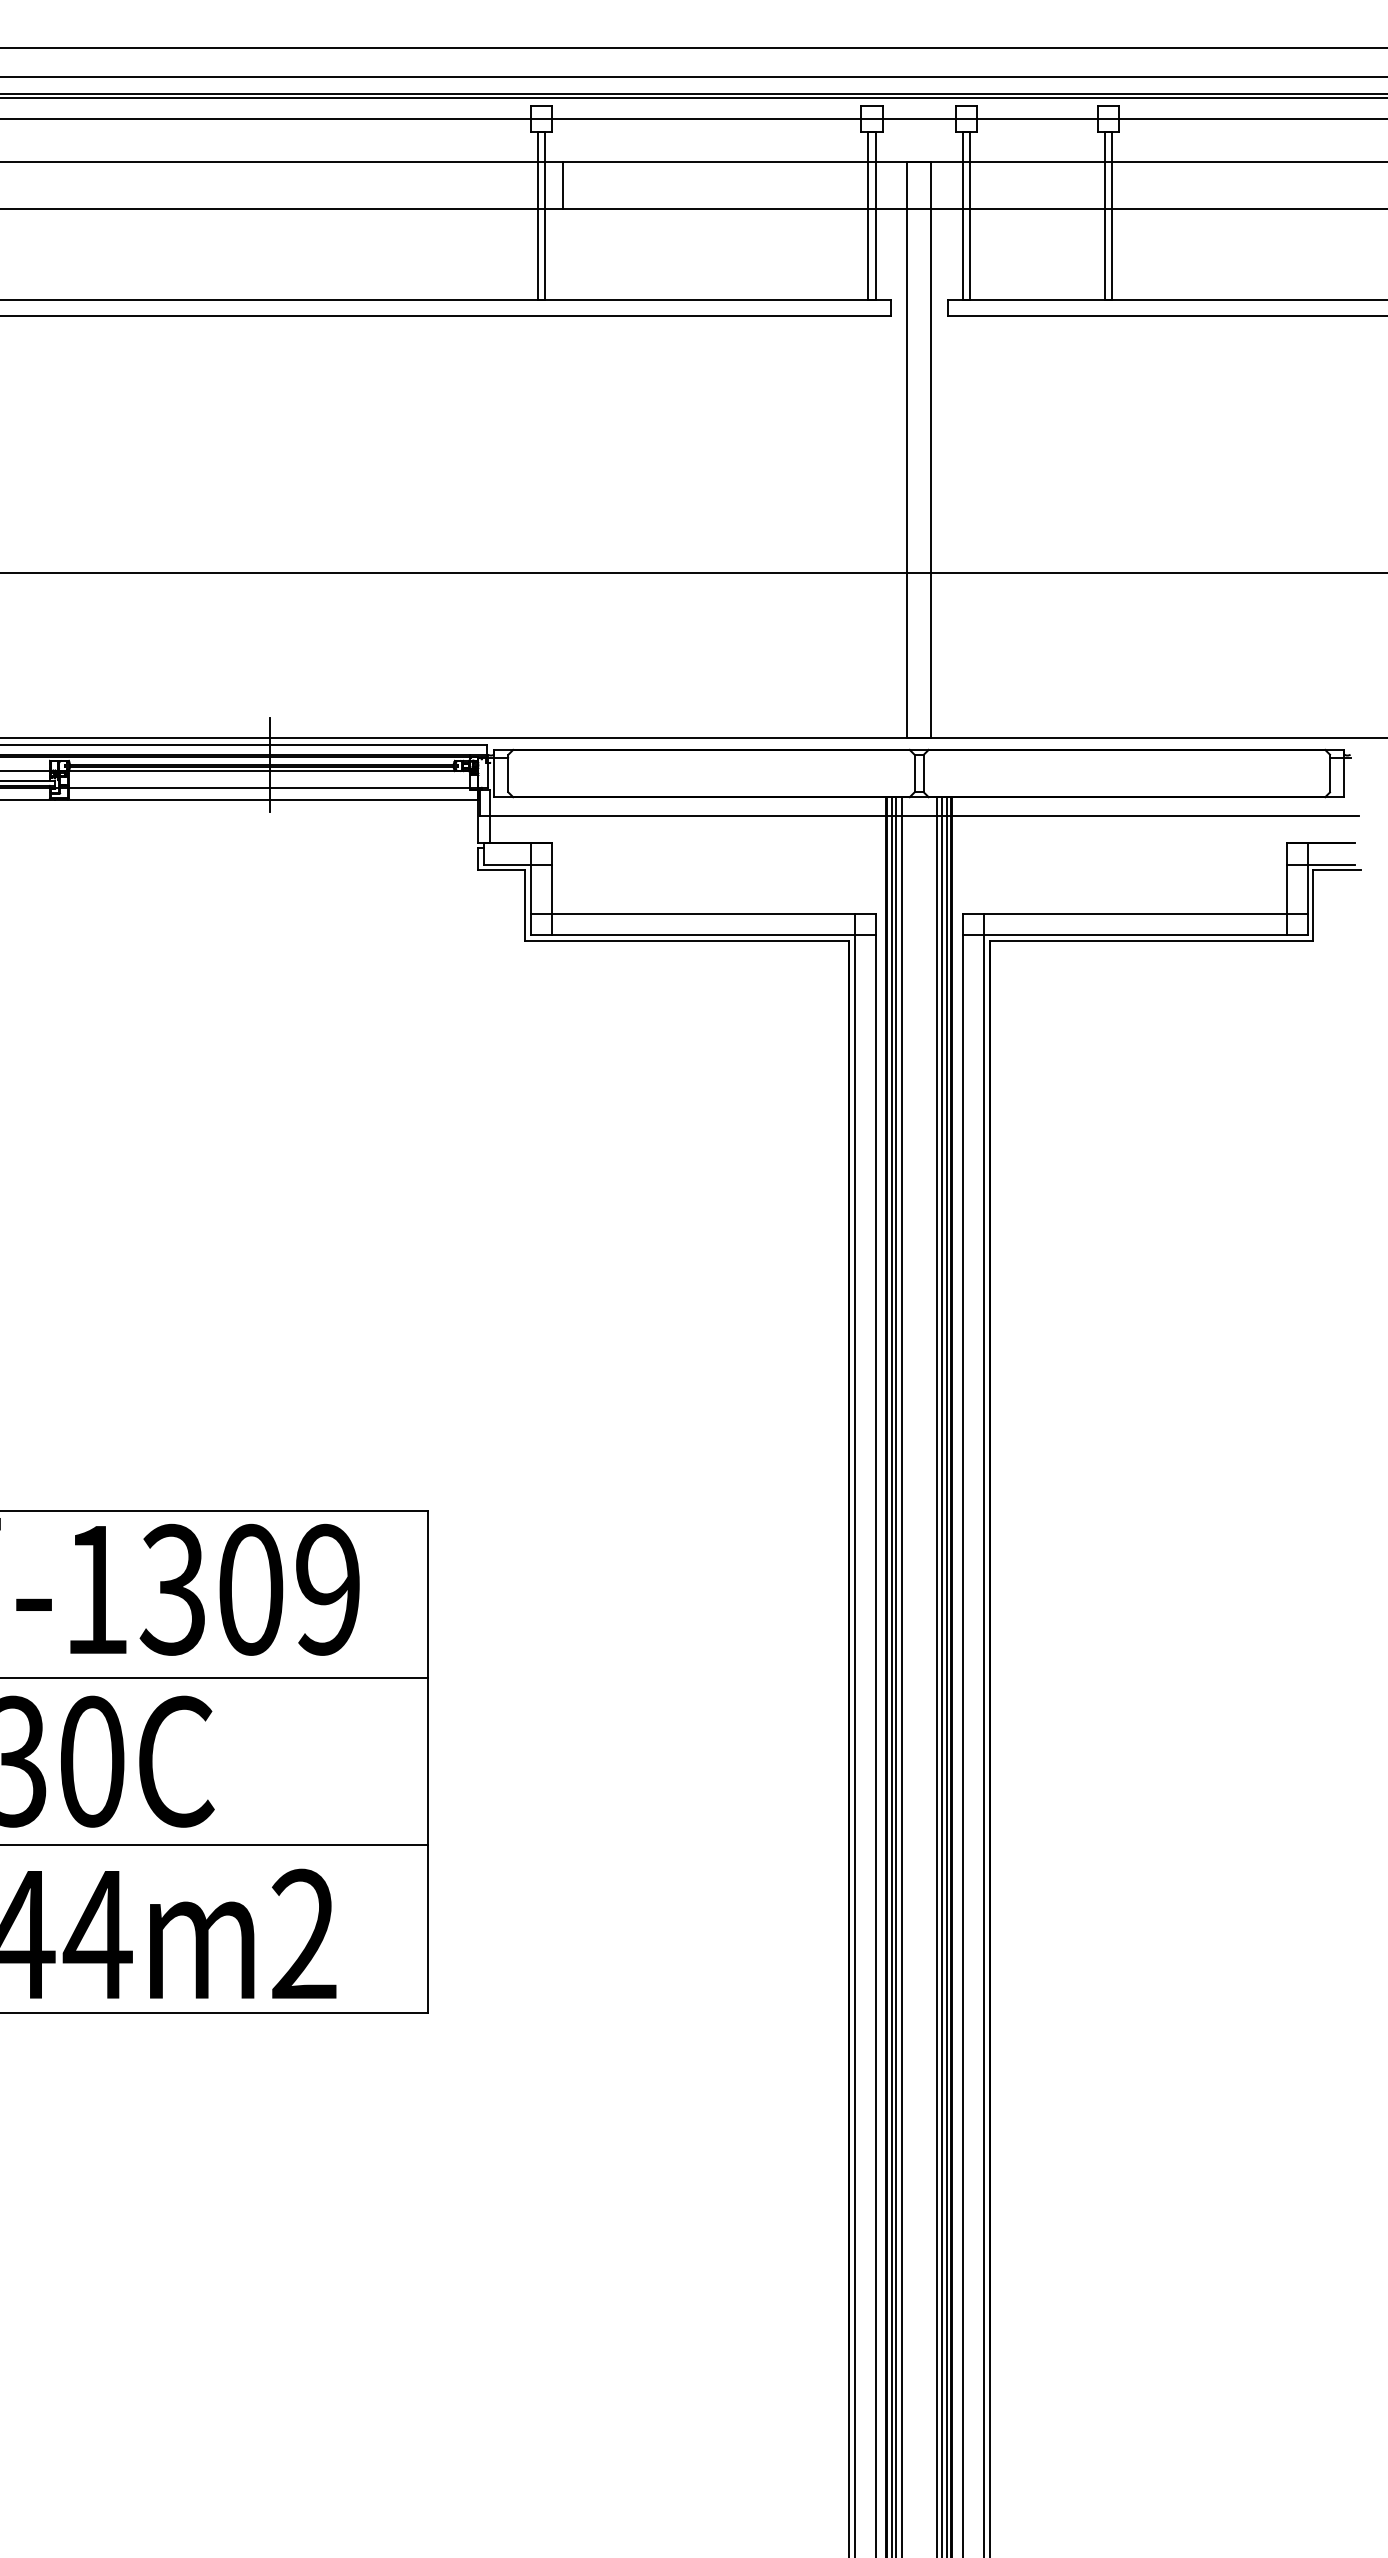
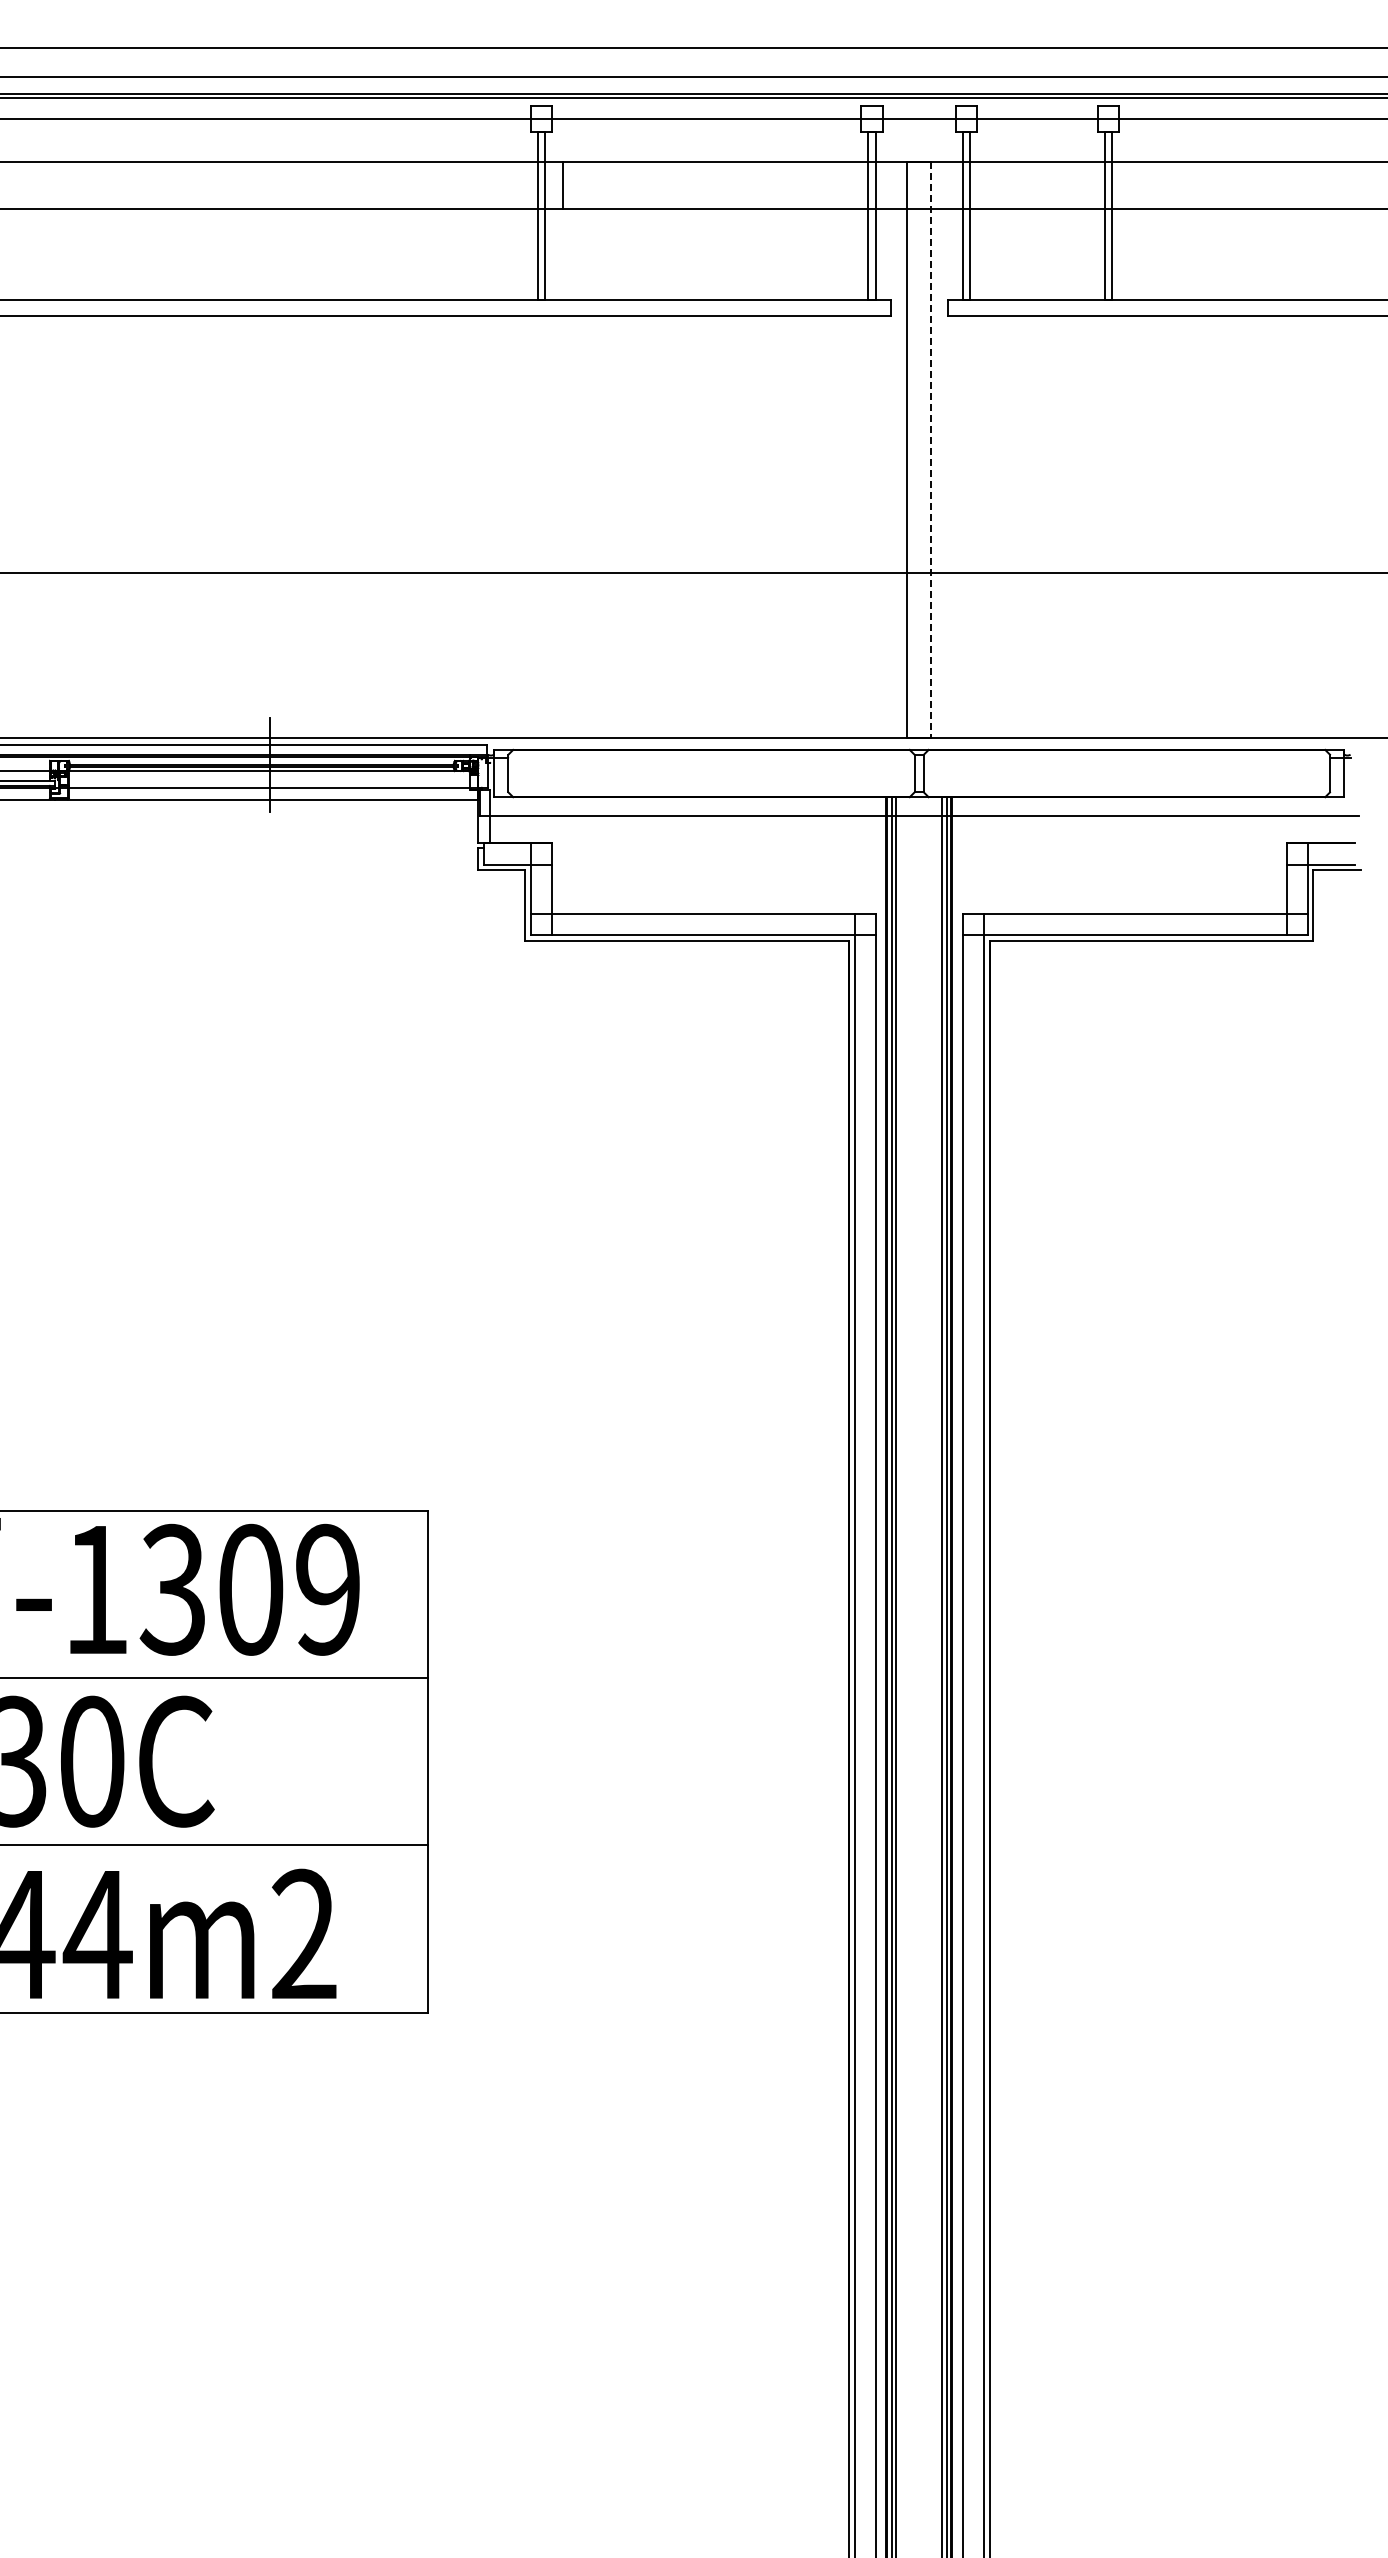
line: solid -> dashed (931, 450)
line: present -> none (901, 1675)
line: present -> none (936, 1675)
